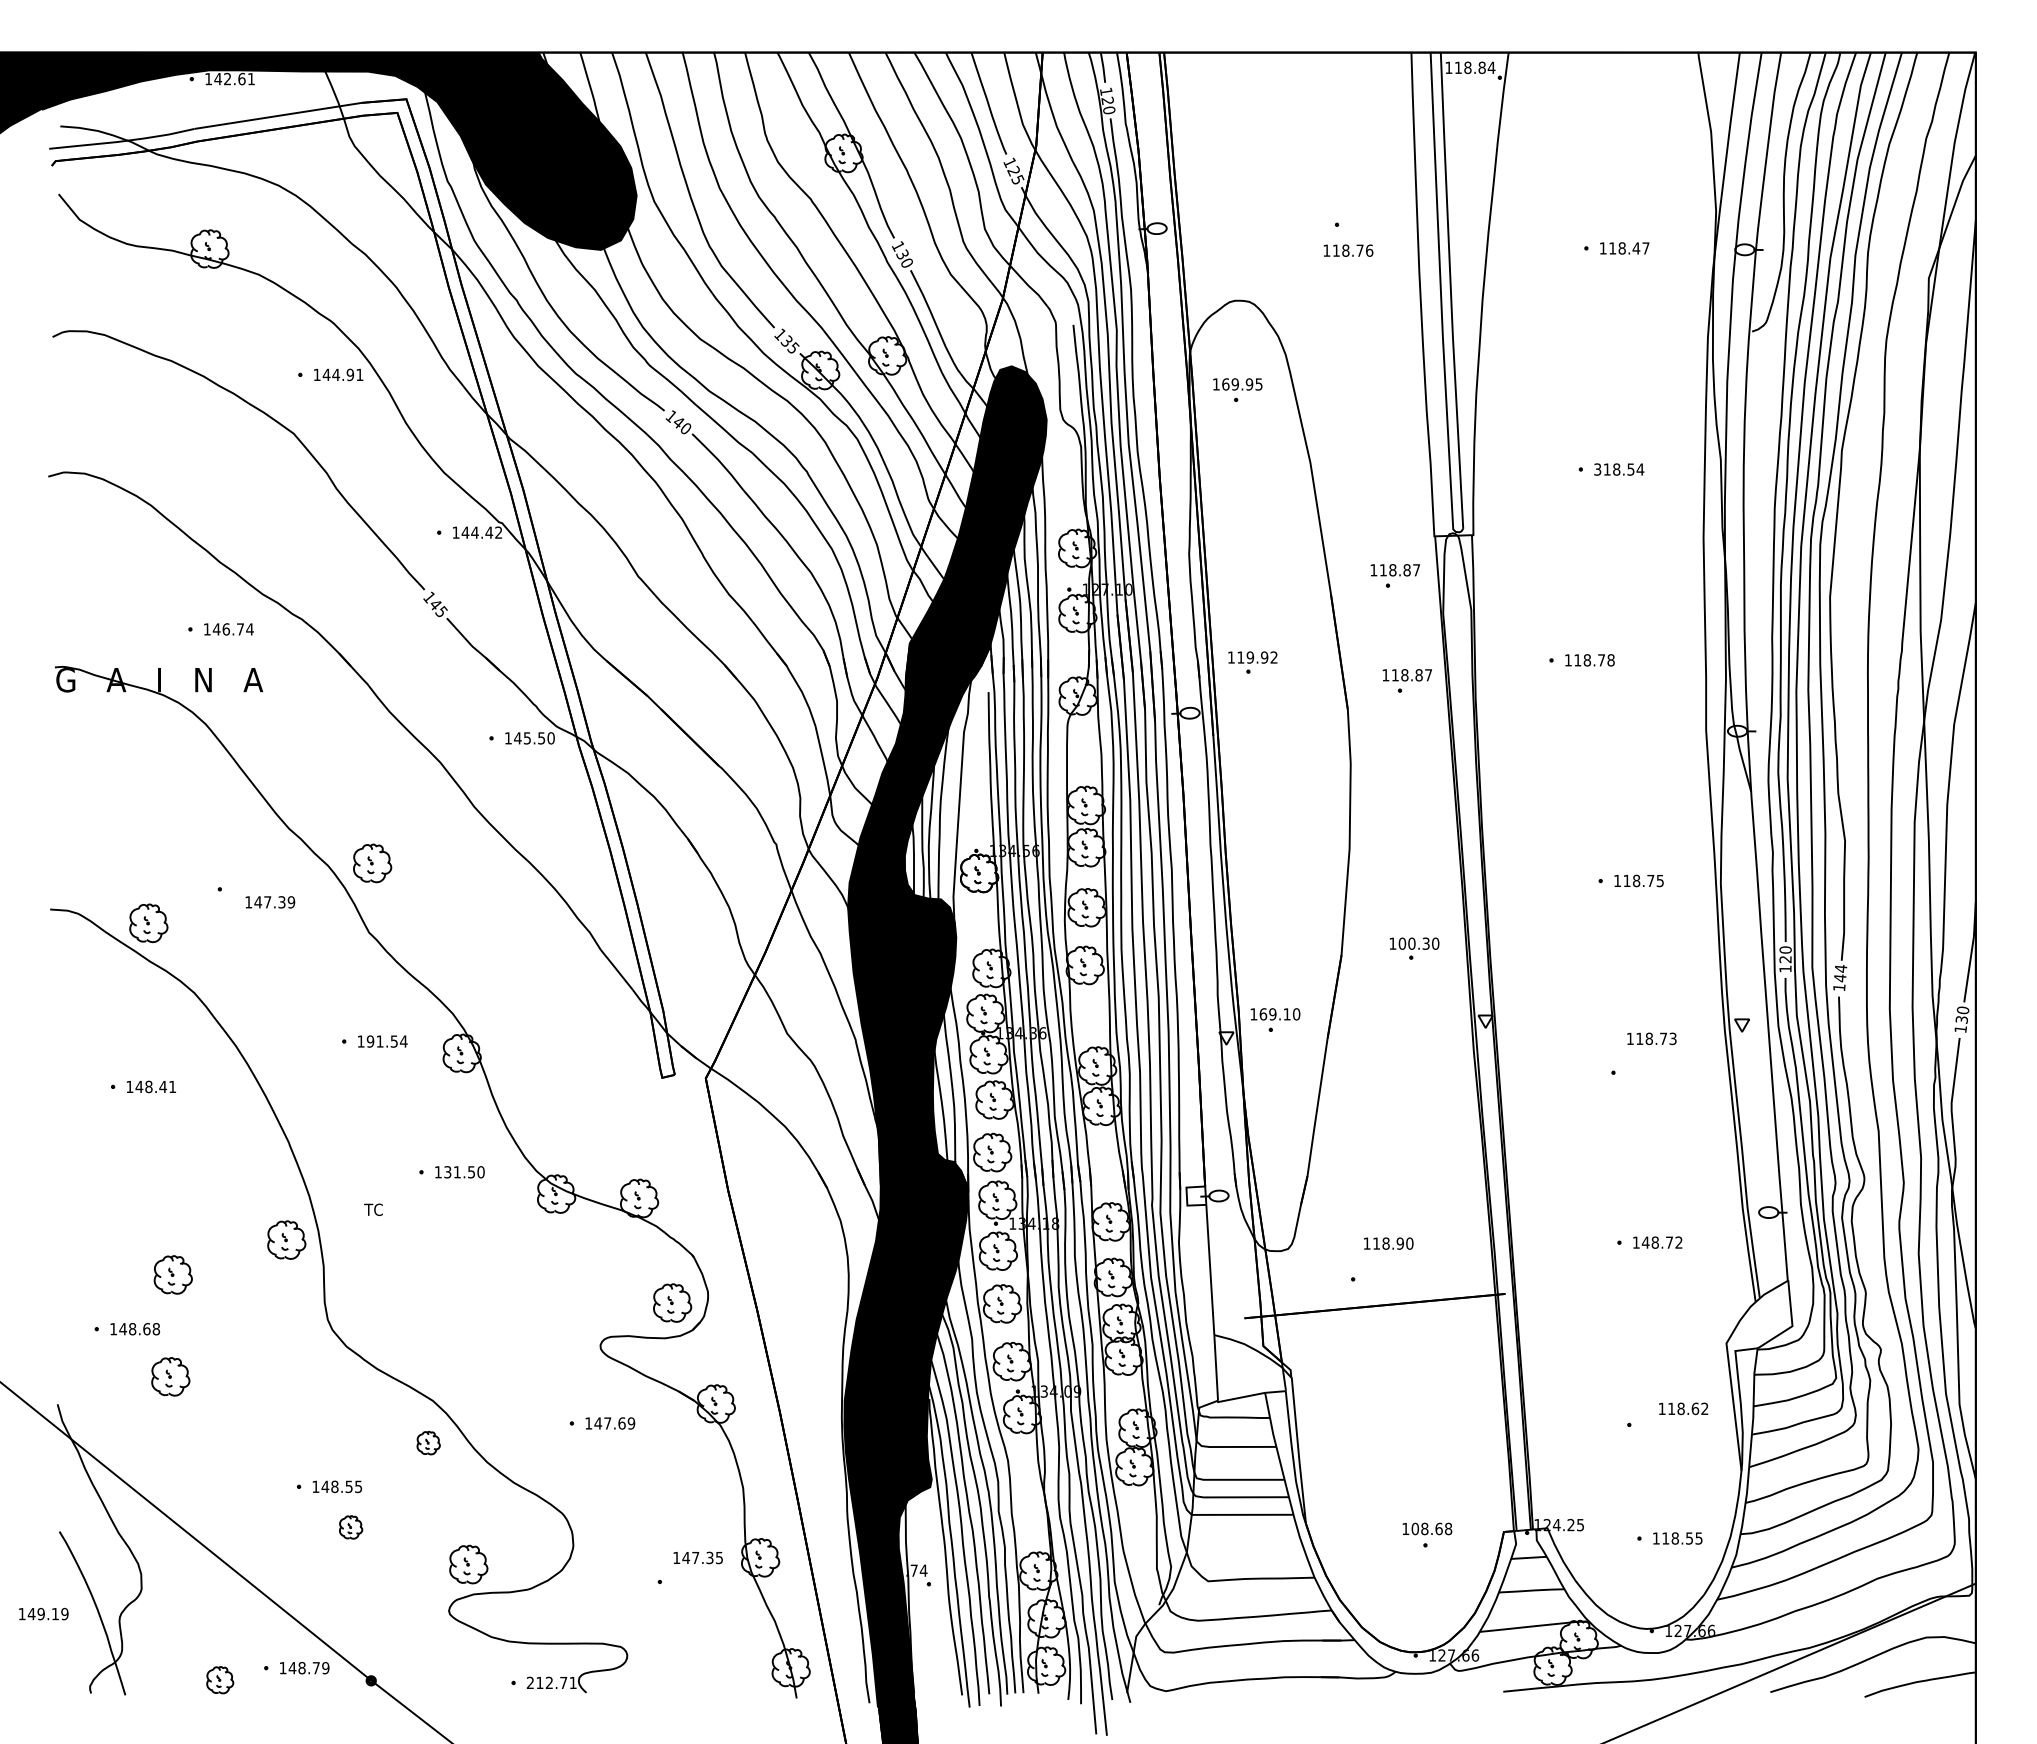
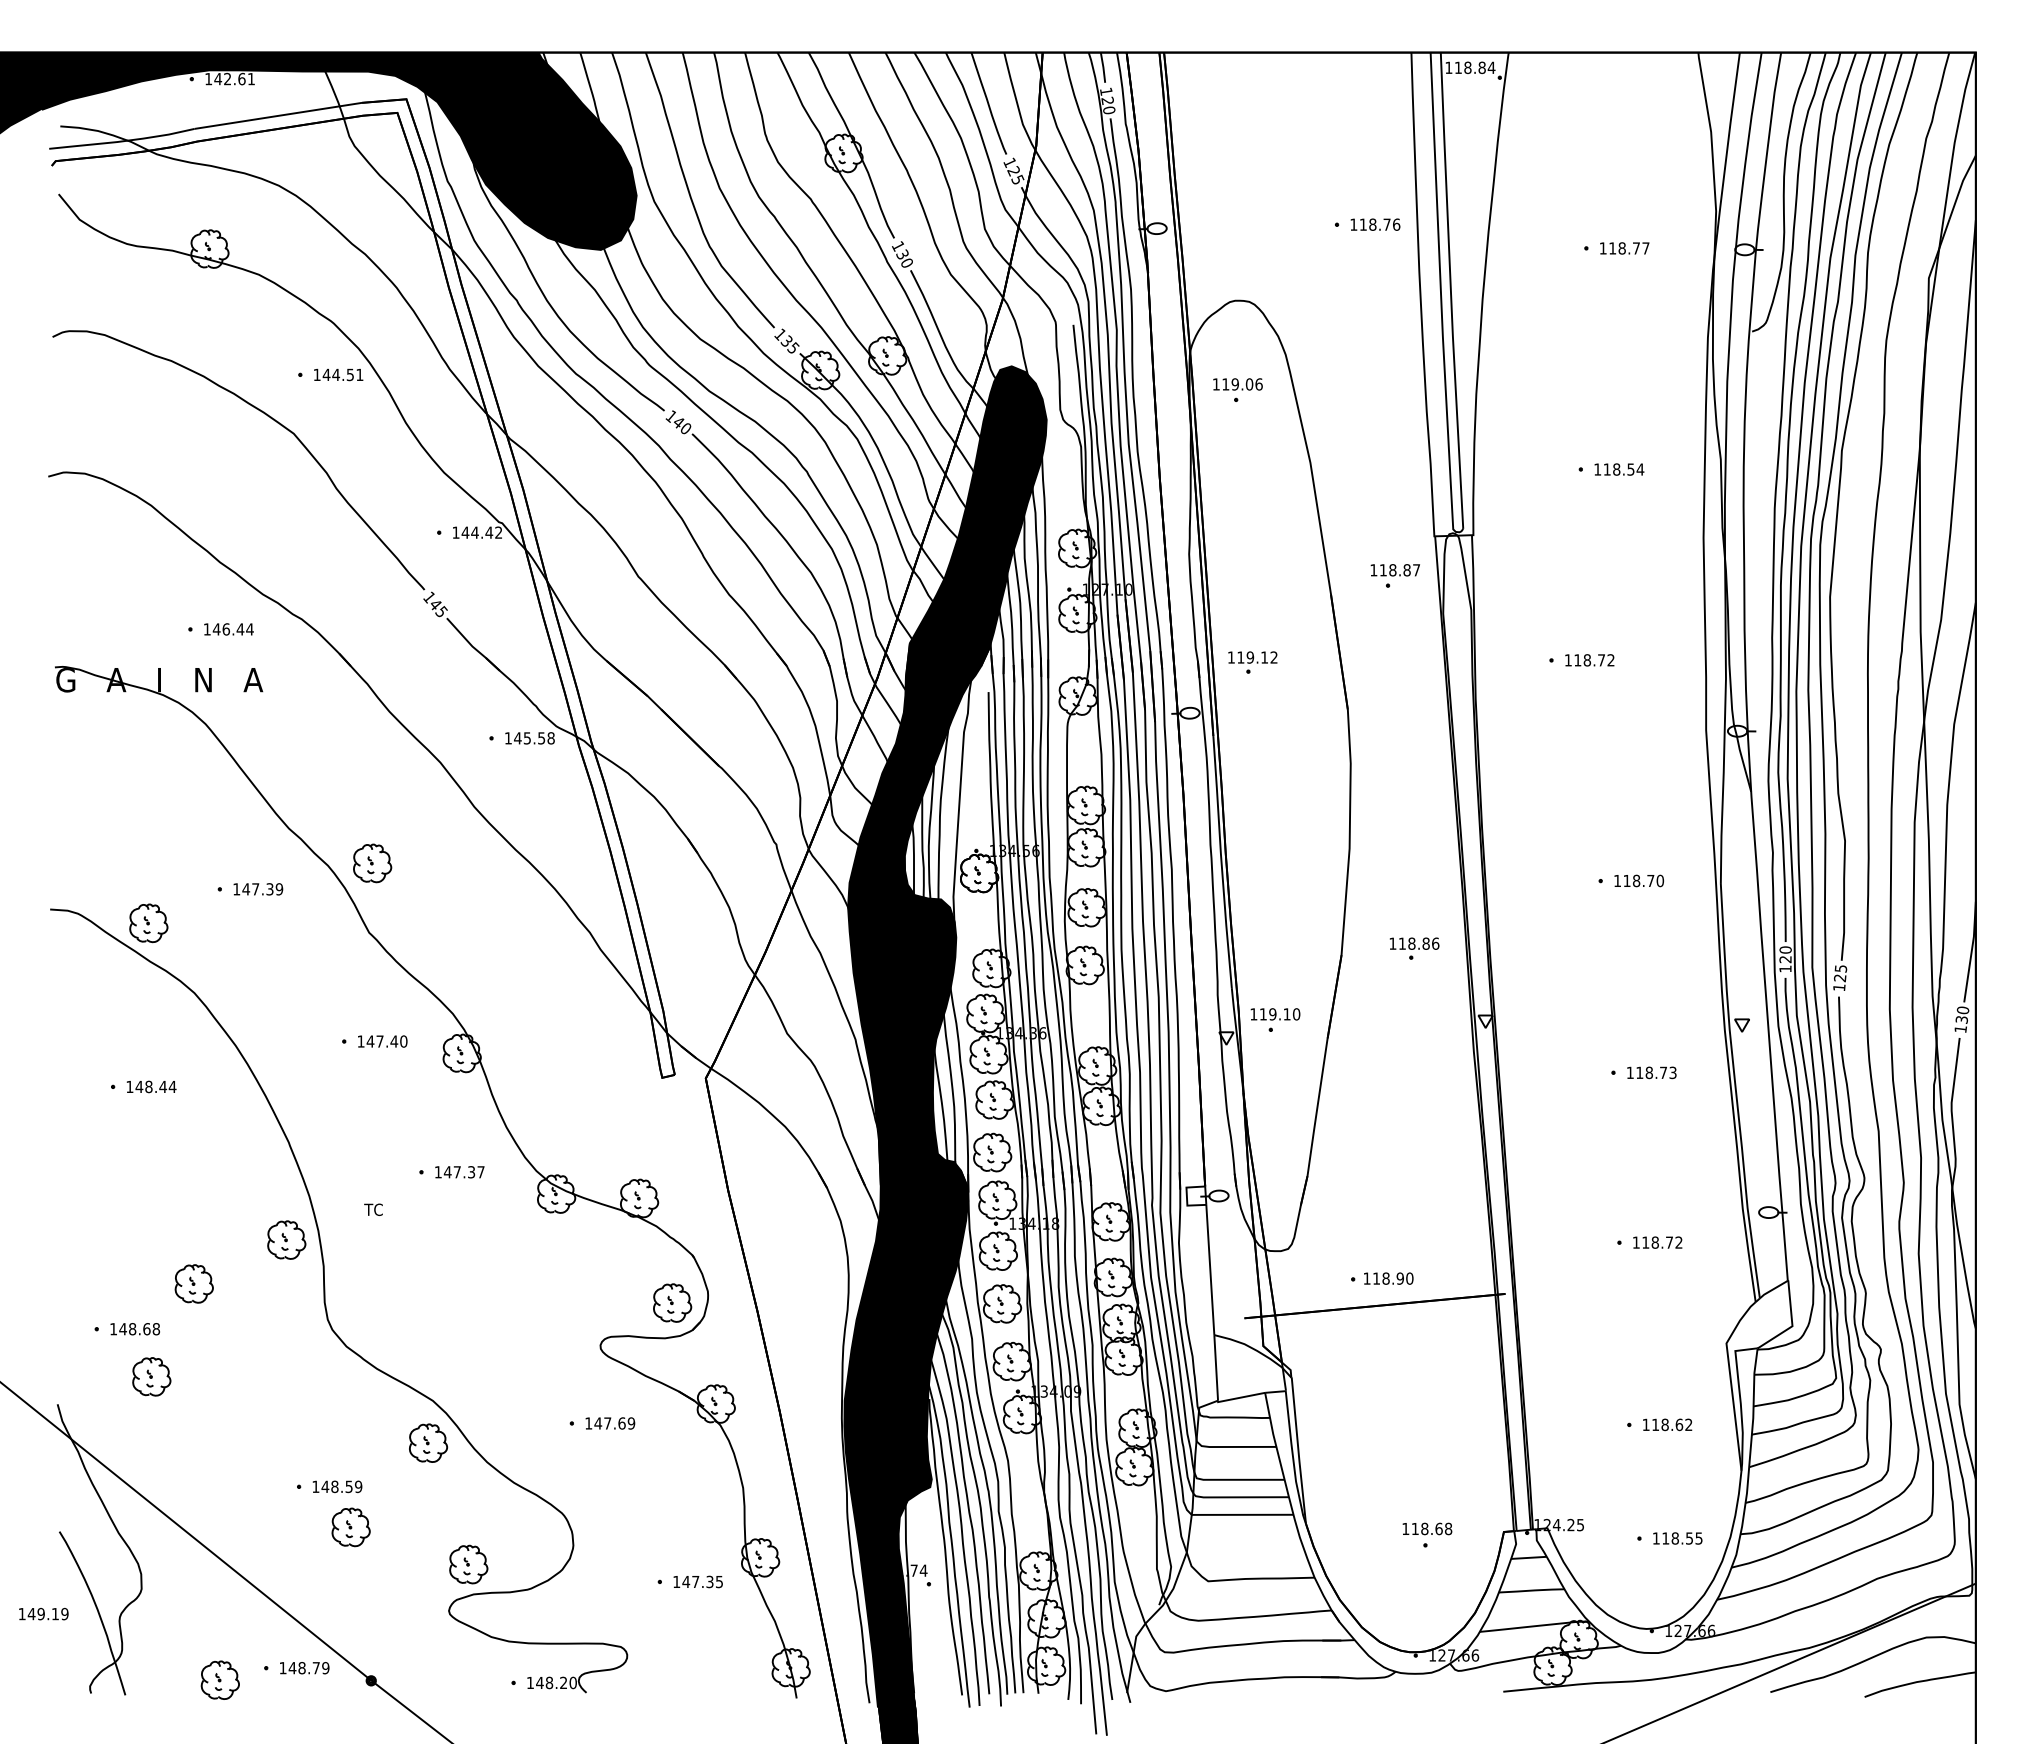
text: 118.47 -> 118.77 (1636, 248)
text position: (1348, 250) -> (1375, 224) (1375, 224)
text: 144.91 -> 144.51 (350, 374)
text: 169.95 -> 119.06 (1242, 384)
text: 318.54 -> 118.54 (1597, 469)
text: 146.74 -> 146.44 (240, 629)
text: 119.92 -> 119.12 (1264, 657)
text: 118.78 -> 118.72 (1610, 660)
part: present -> none (1406, 680)
text: 145.50 -> 145.58 (550, 738)
text: 118.75 -> 118.70 (1660, 880)
text position: (270, 902) -> (258, 889) (258, 889)
text: 100.30 -> 118.86 (1418, 943)
text: 144 -> 125 (1840, 973)
text: 169.10 -> 119.10 (1263, 1014)
text position: (1651, 1038) -> (1651, 1072) (1651, 1072)
text: 191.54 -> 147.40 (386, 1041)
text: 148.41 -> 148.44 (172, 1086)
text: 131.50 -> 147.37 (463, 1172)
text: 148.72 -> 118.72 (1645, 1242)
text position: (1388, 1243) -> (1388, 1278) (1388, 1278)
part position: (172, 1274) -> (193, 1283) (193, 1283)
part position: (170, 1376) -> (151, 1376) (151, 1376)
text position: (1683, 1408) -> (1667, 1424) (1667, 1424)
part size: 25x25 px -> 40x40 px (428, 1442)
text: 148.55 -> 148.59 (358, 1486)
part size: 25x25 px -> 40x41 px (350, 1527)
text: 108.68 -> 118.68 (1415, 1528)
text position: (697, 1557) -> (697, 1581) (697, 1581)
part size: 29x29 px -> 40x40 px (219, 1679)
text: 212.71 -> 148.20 (551, 1682)
